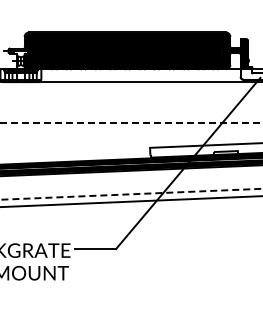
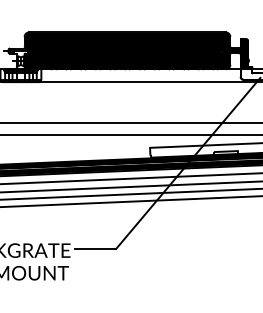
line: dashed -> solid (131, 122)
line: none -> present (130, 135)
line: none -> present (130, 178)
line: none -> present (130, 186)
line: dashed -> solid (131, 194)
